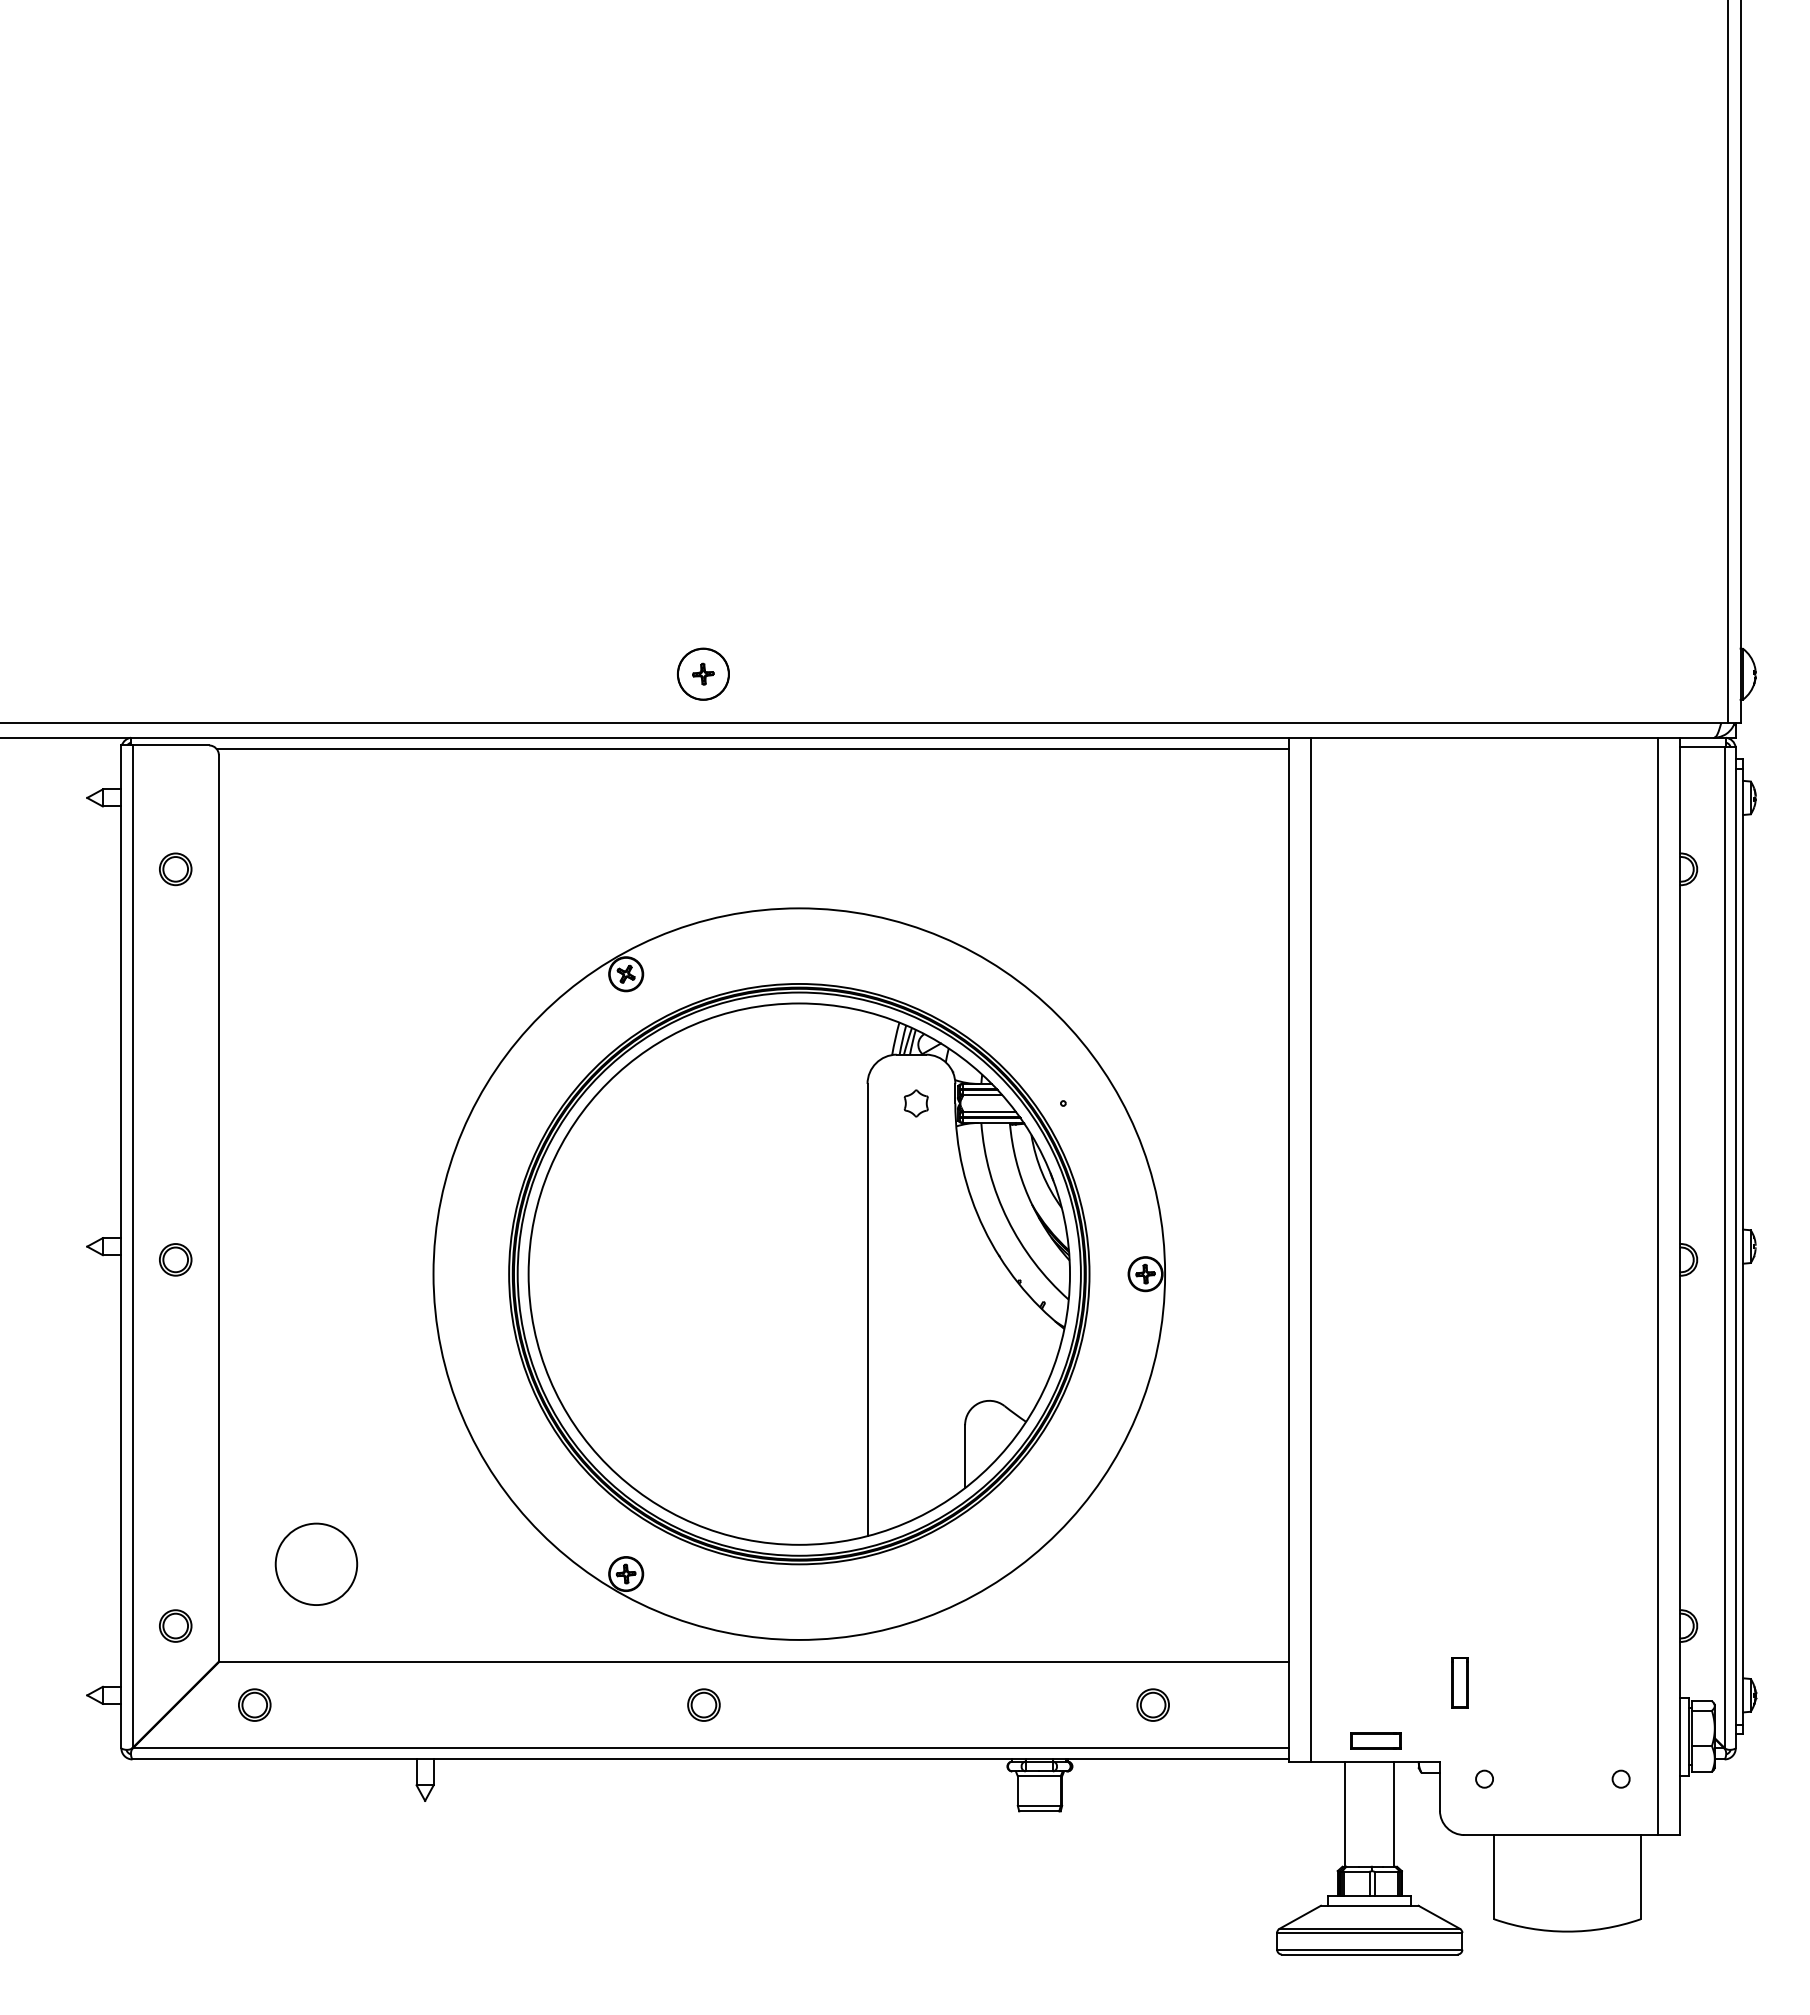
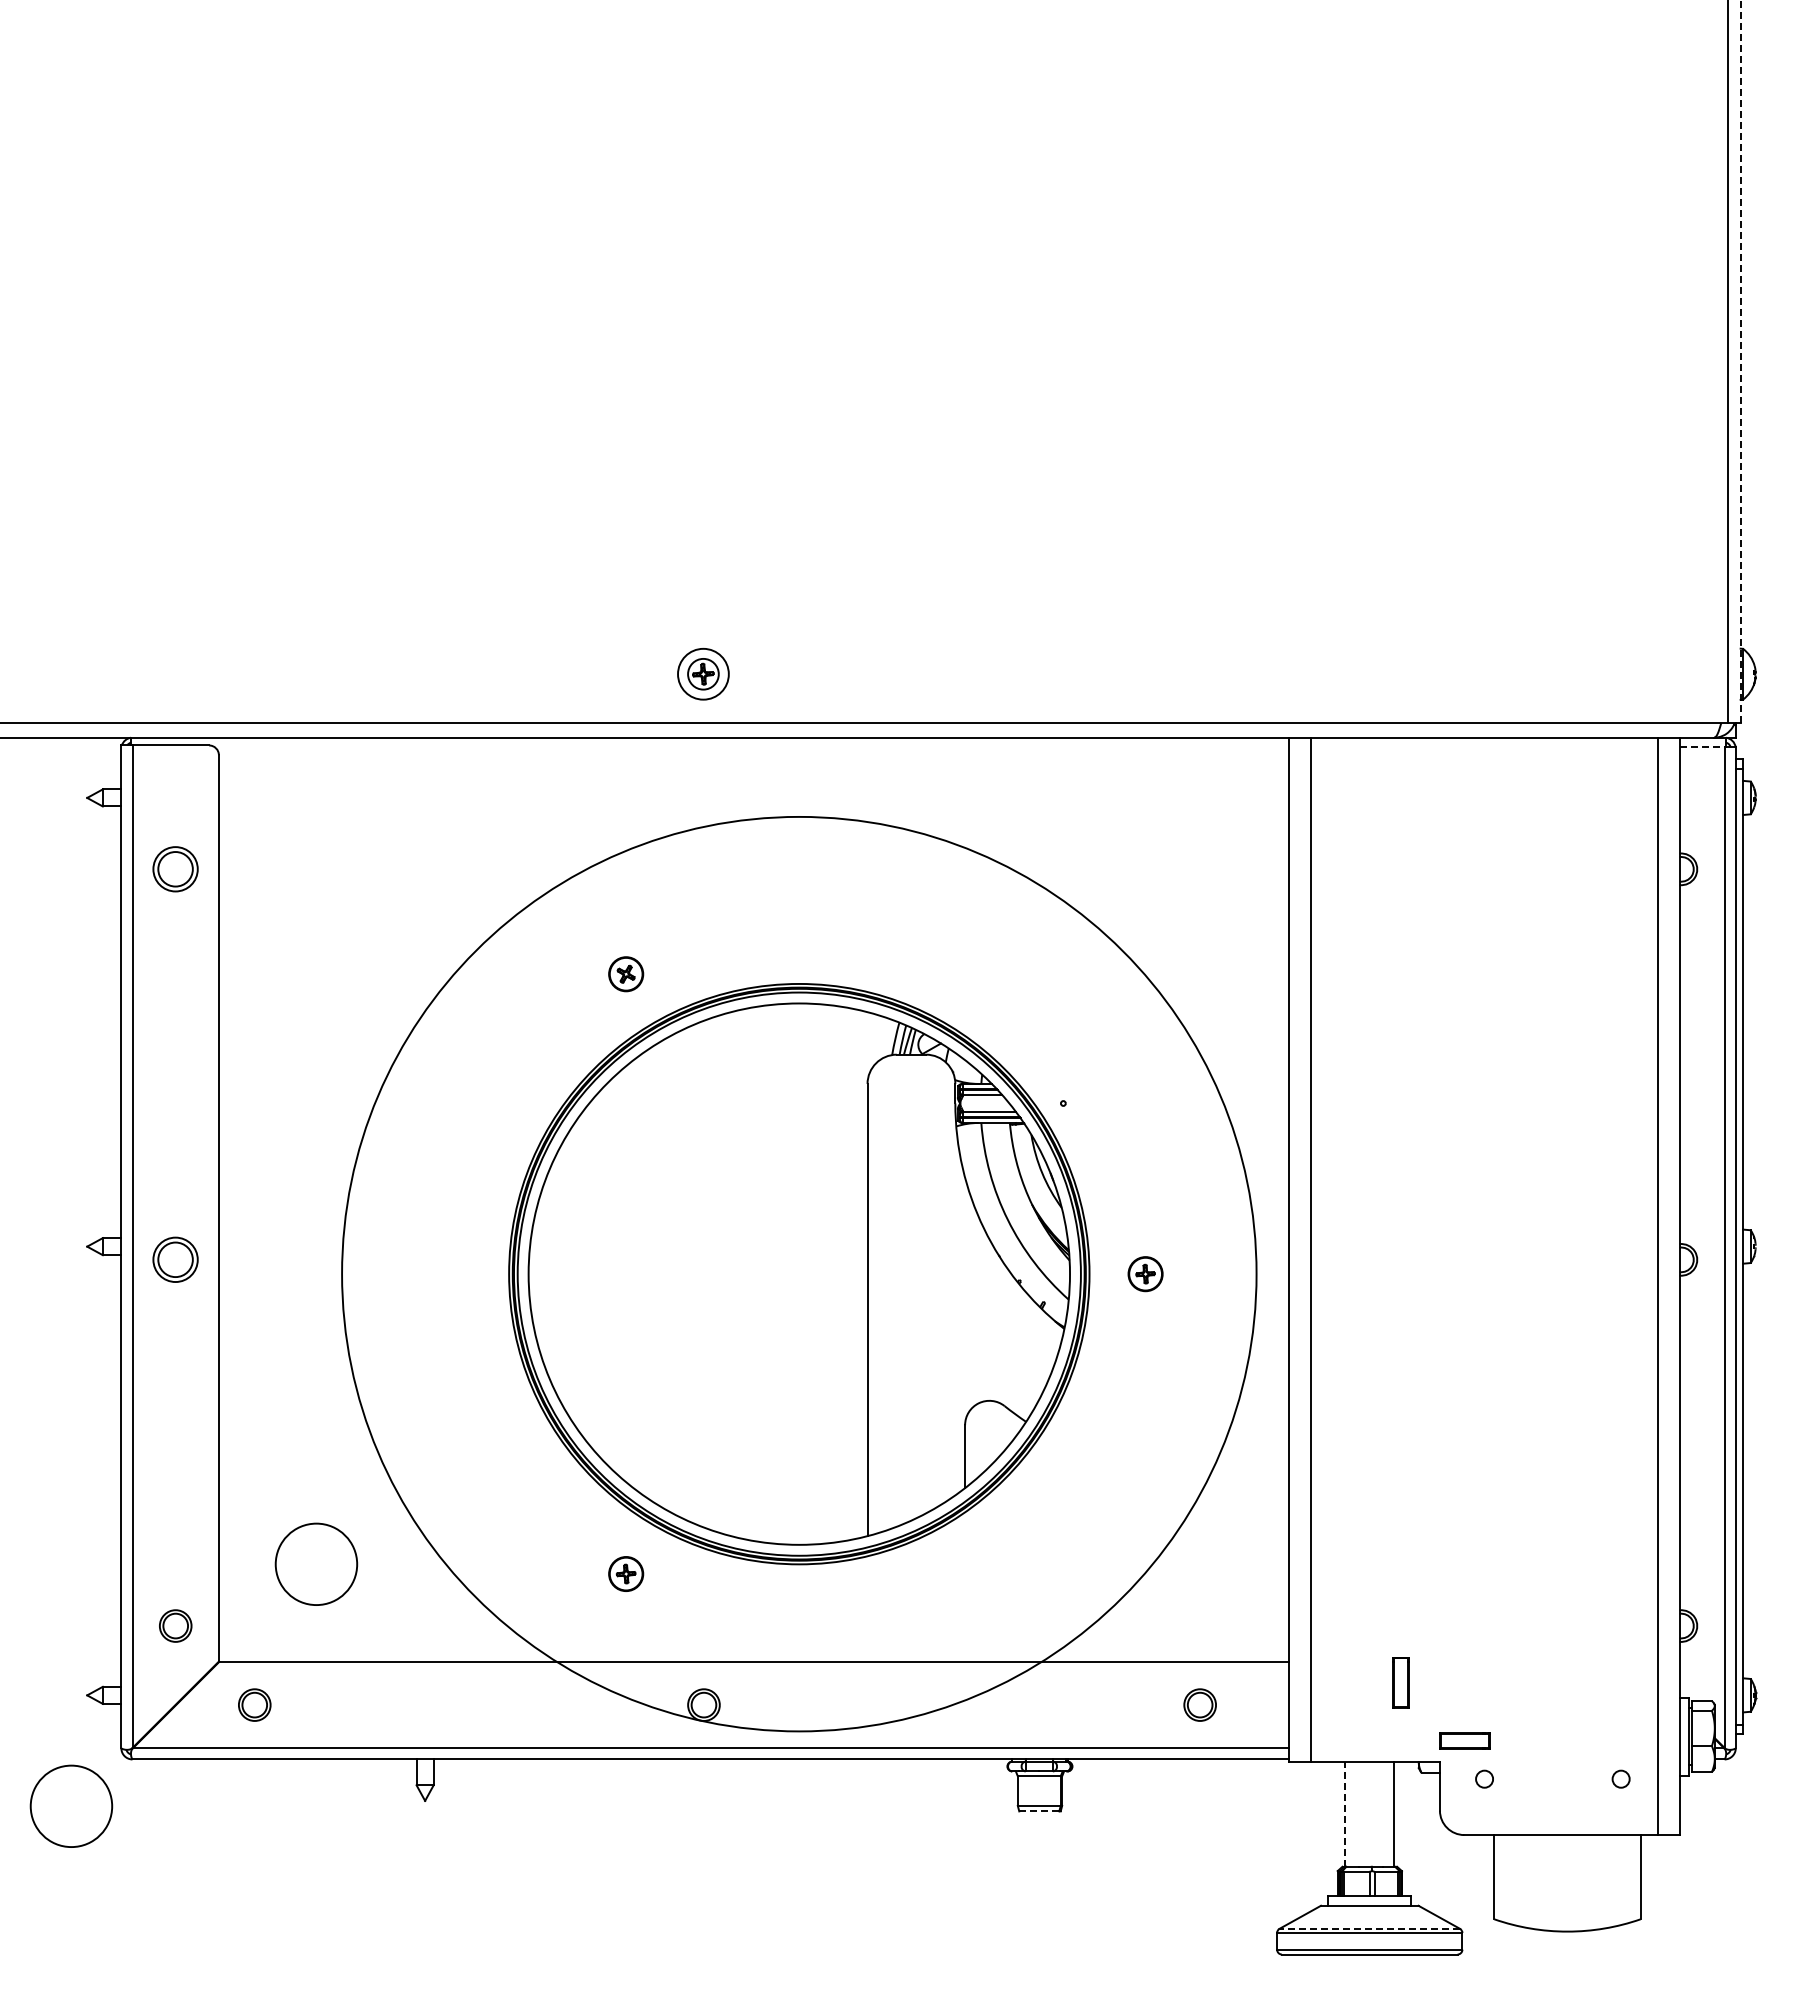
line: solid -> dashed (1740, 361)
circle diameter: 51 px -> 31 px (703, 673)
line: solid -> dashed (1702, 747)
line: present -> none (752, 748)
part size: 34x35 px -> 47x47 px (175, 869)
part: present -> none (915, 1103)
part size: 34x34 px -> 47x47 px (175, 1259)
circle diameter: 732 px -> 914 px (799, 1273)
part position: (1459, 1682) -> (1400, 1682) (1400, 1682)
part position: (1152, 1704) -> (1199, 1704) (1199, 1704)
part position: (1375, 1740) -> (1464, 1740) (1464, 1740)
circle: none -> present (71, 1805)
line: solid -> dashed (1039, 1811)
line: solid -> dashed (1345, 1813)
line: solid -> dashed (1369, 1928)
